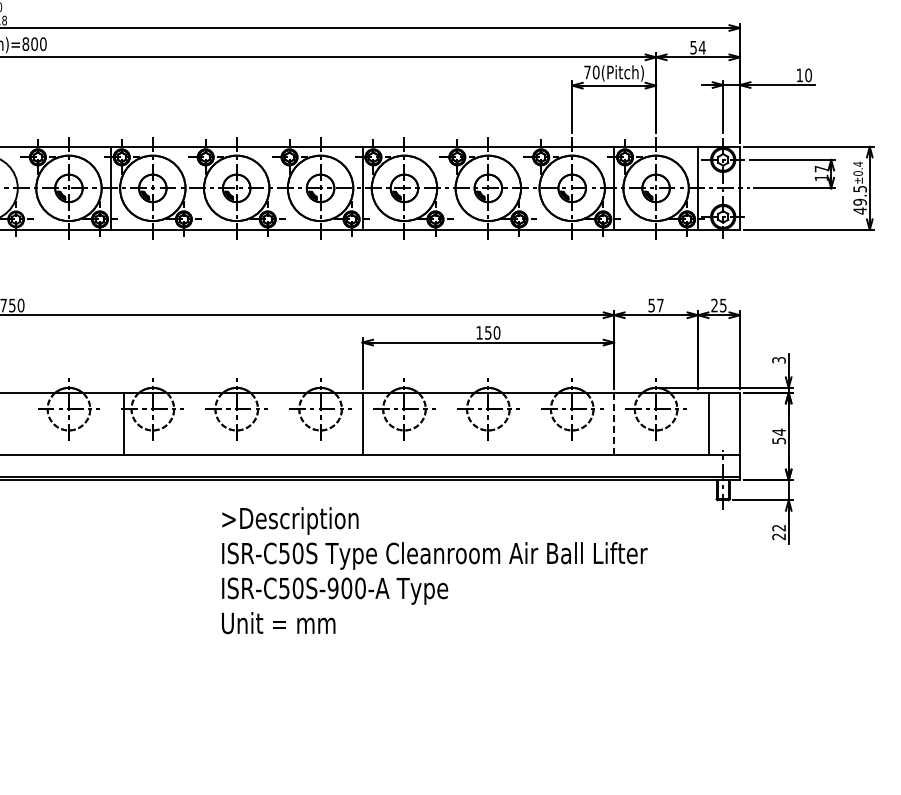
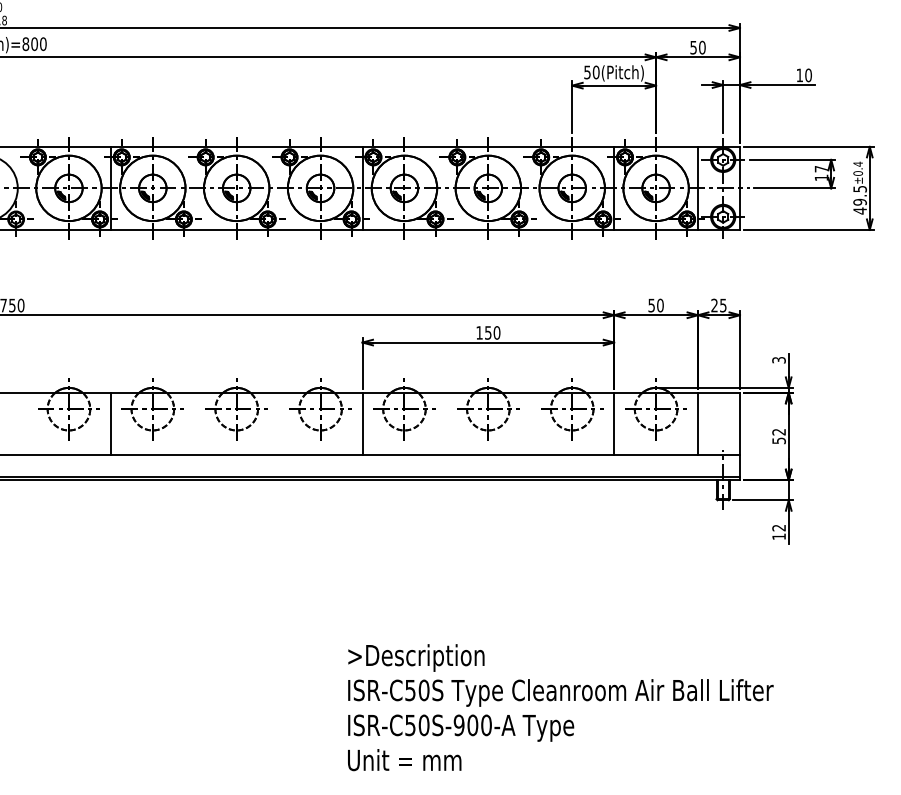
text: 54 -> 50 (701, 47)
text: 70(Pitch) -> 50(Pitch) (587, 72)
text: 57 -> 50 (660, 305)
line position: (123, 423) -> (110, 423) (110, 423)
line position: (709, 423) -> (698, 423) (698, 423)
line: dashed -> solid (614, 424)
text: 54 -> 52 (778, 431)
text: 22 -> 12 (778, 536)
text position: (434, 570) -> (560, 707) (560, 707)
